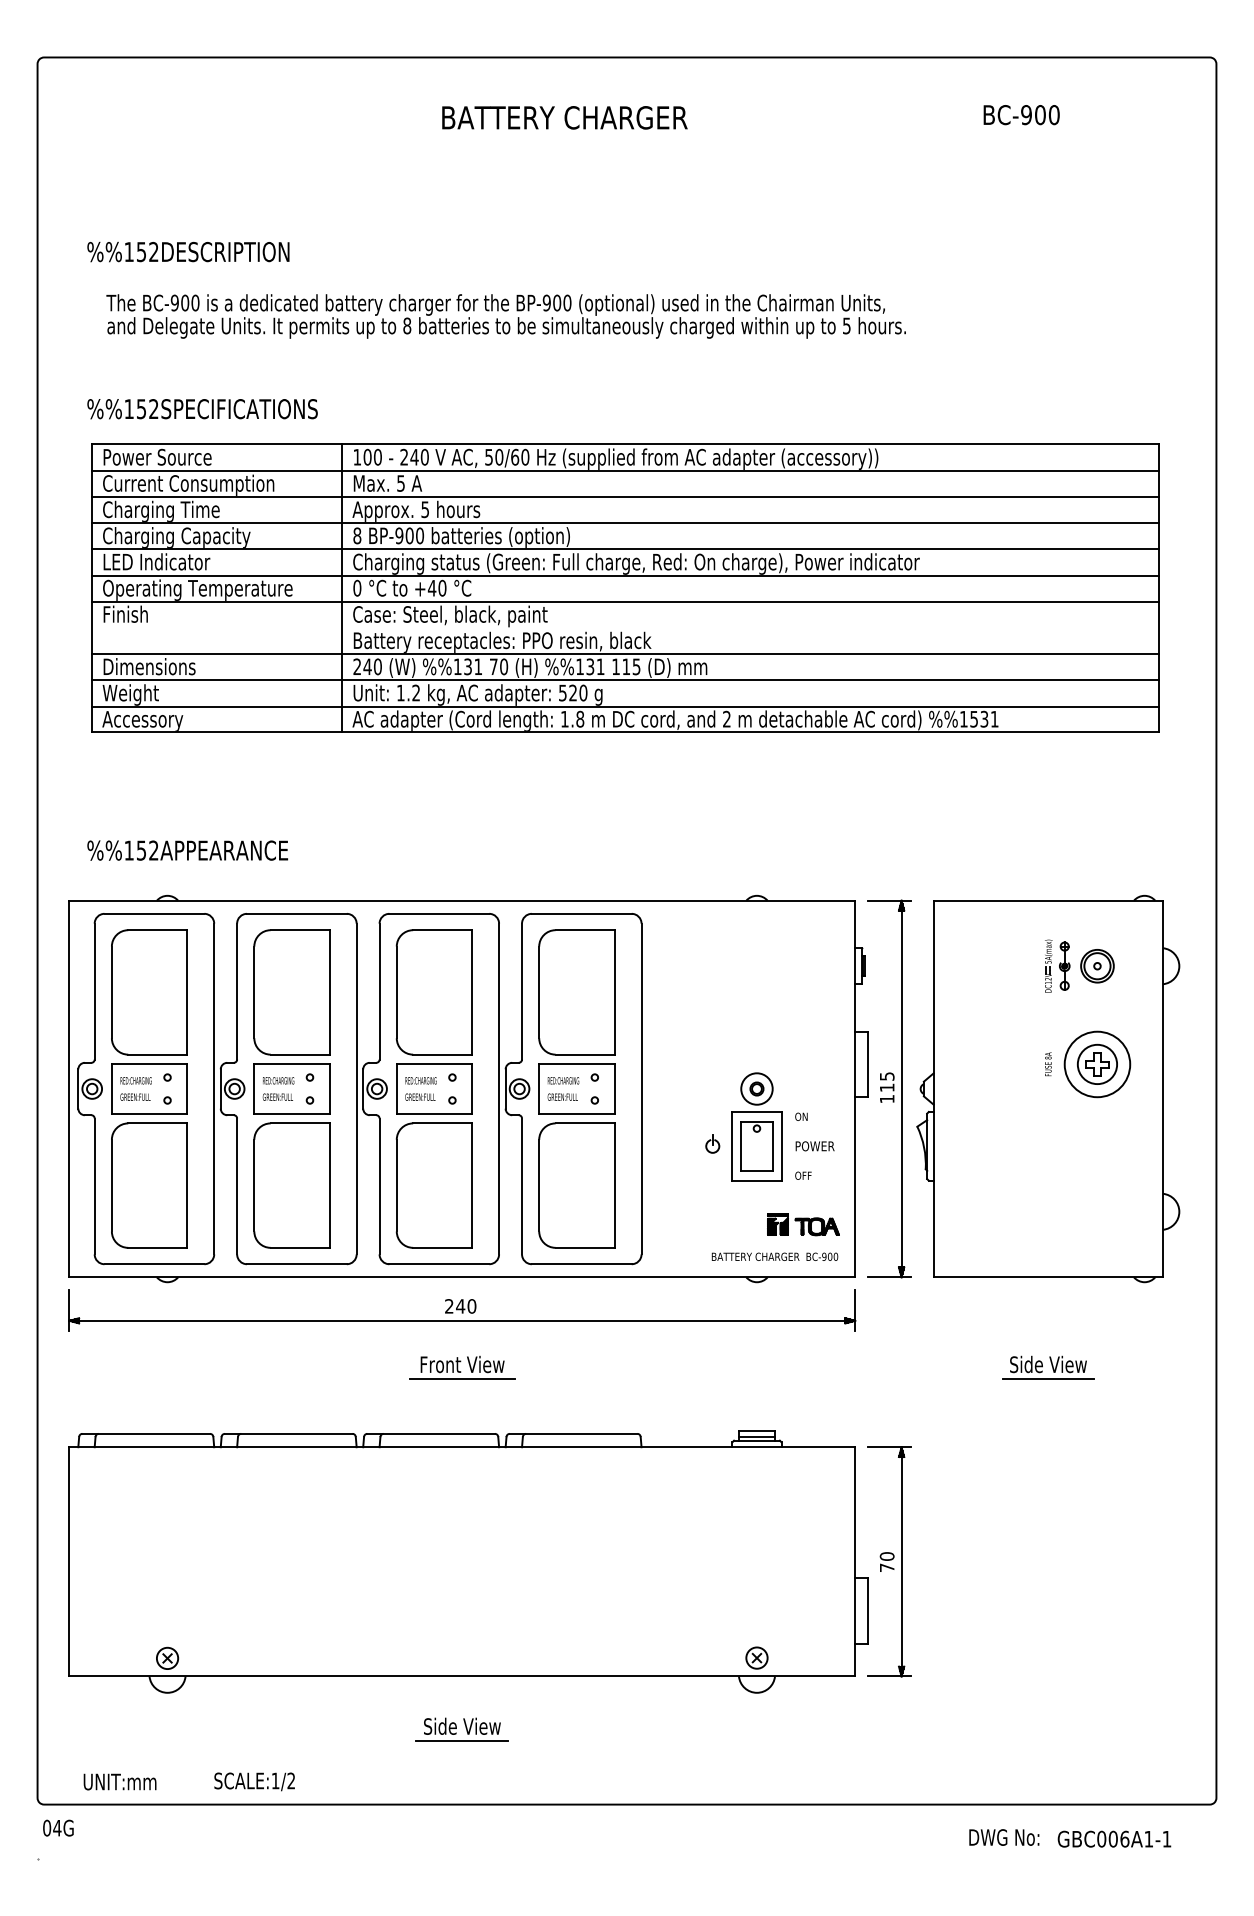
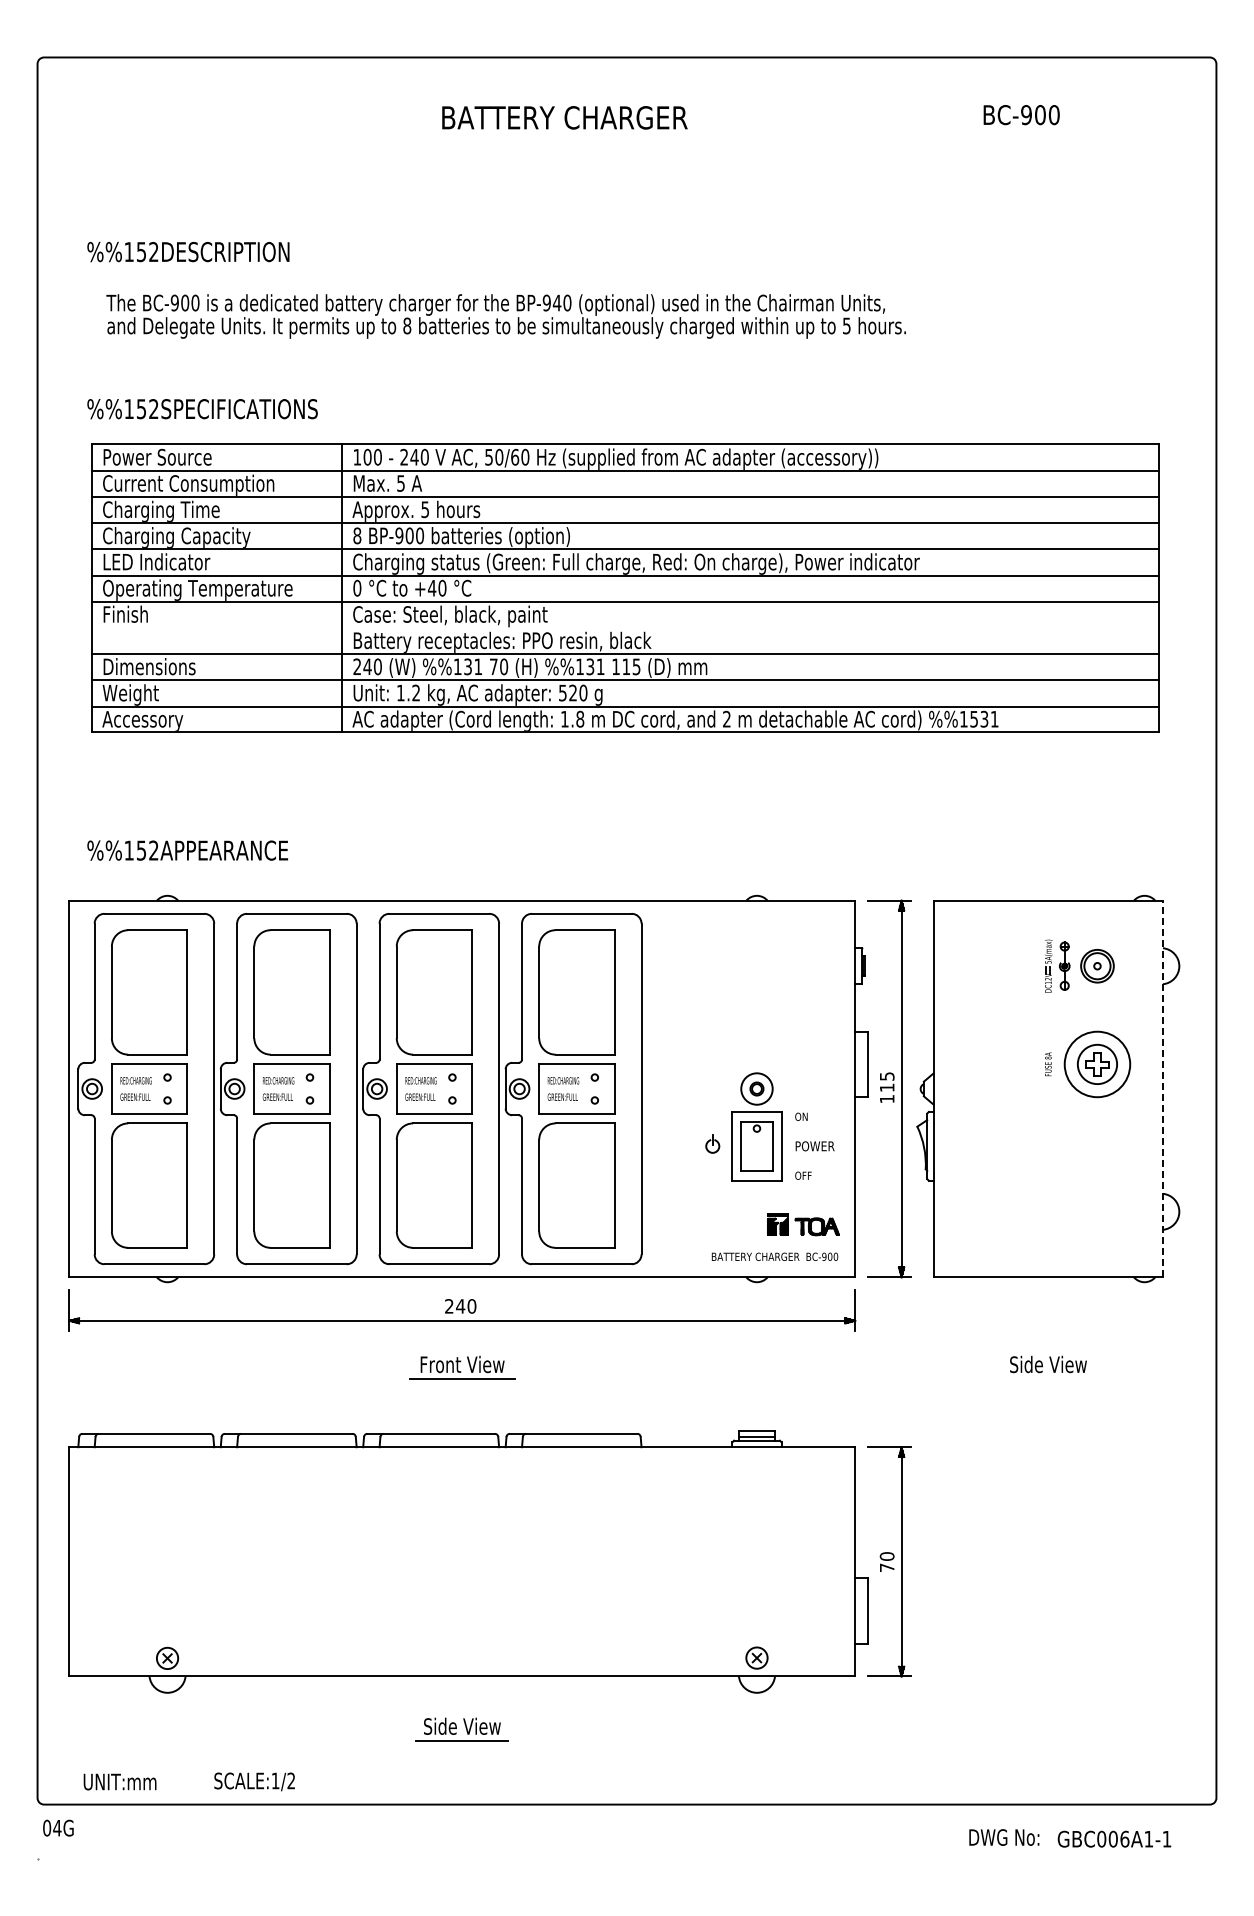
text: BP-900 -> BP-940 (556, 302)
line: solid -> dashed (1162, 1088)
line: present -> none (1048, 1379)
